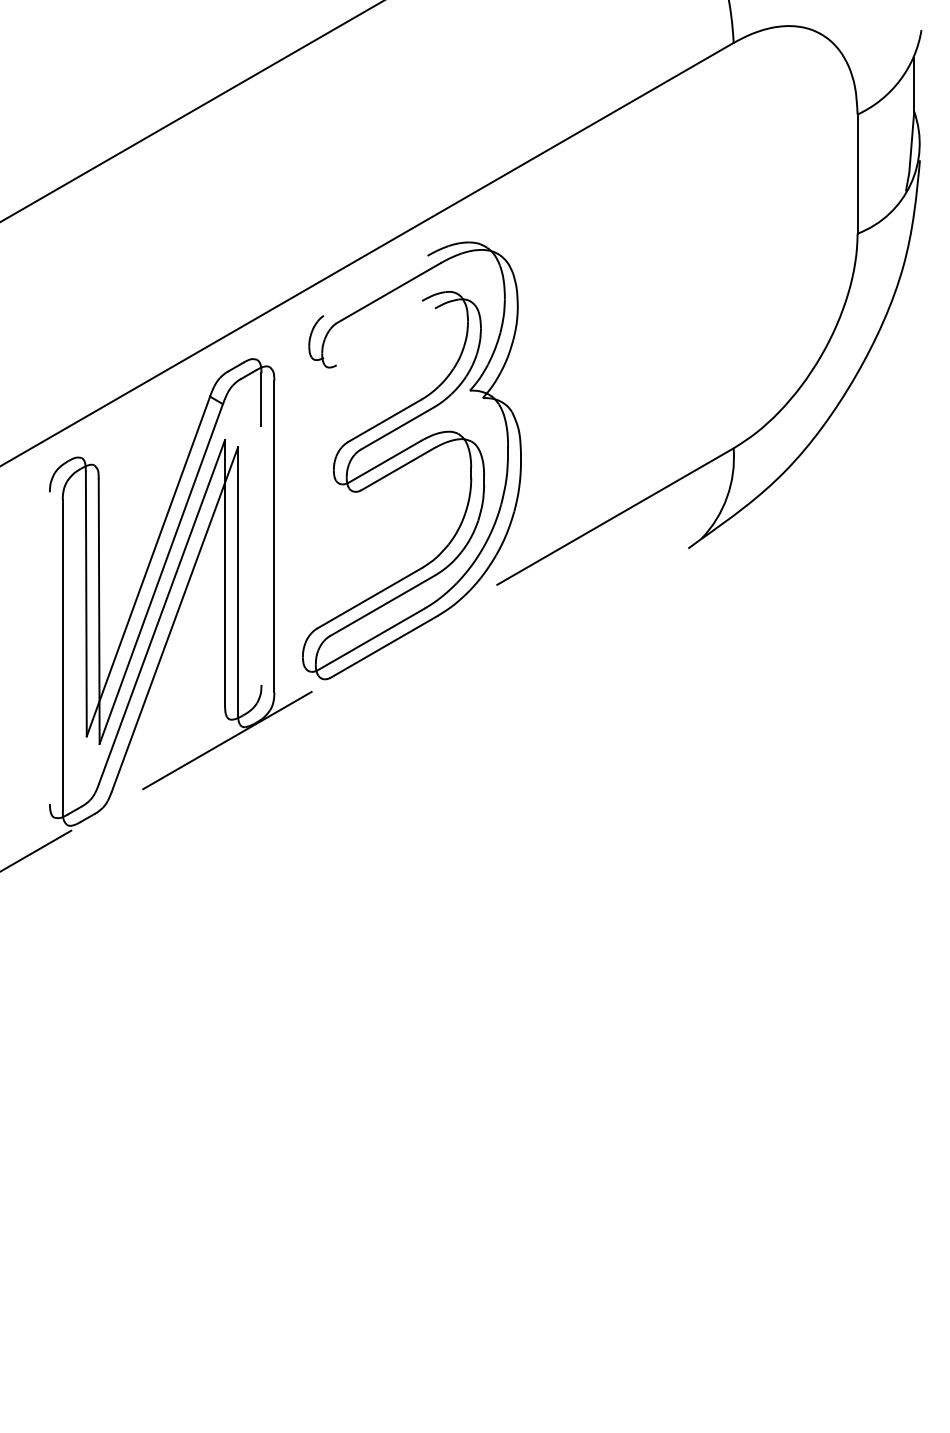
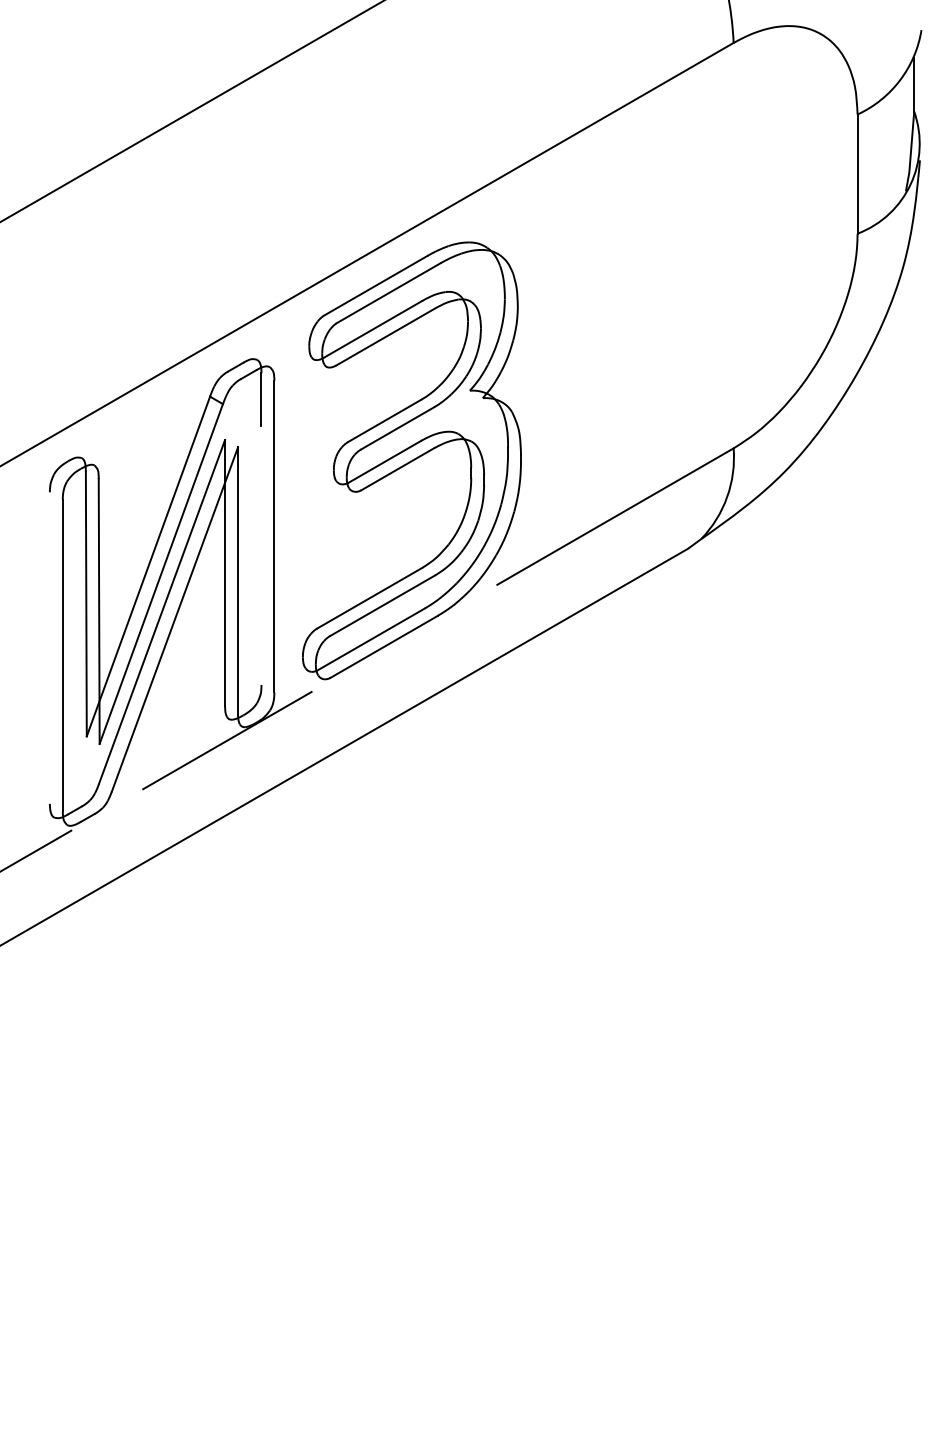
line: none -> present (375, 285)
line: none -> present (372, 329)
line: none -> present (385, 336)
line: none -> present (345, 746)
